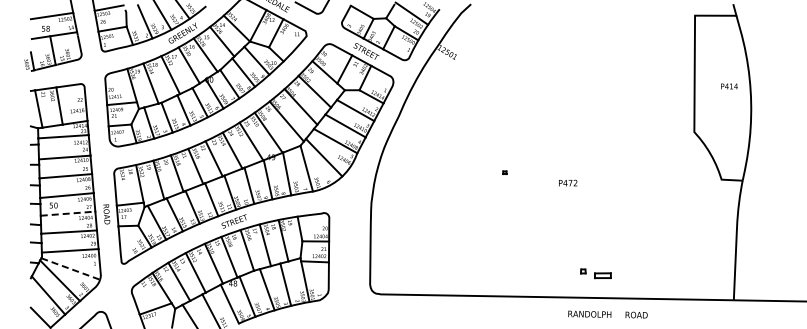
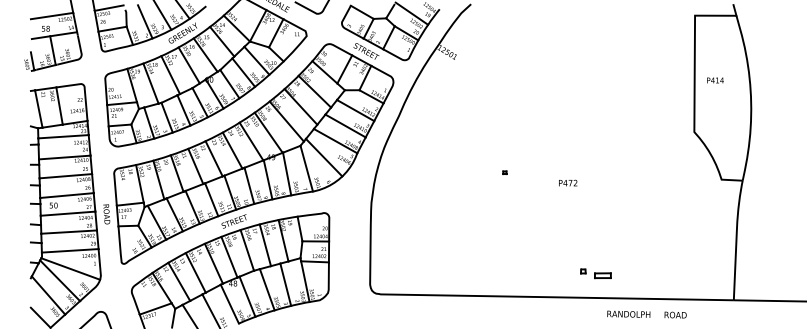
text position: (729, 86) -> (715, 80) (715, 80)
line: dashed -> solid (68, 213)
line: dashed -> solid (71, 269)
text position: (607, 314) -> (646, 314) (646, 314)
